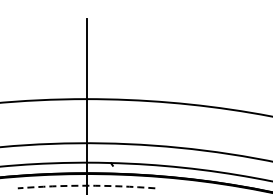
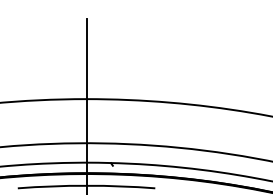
arc: dashed -> solid (86, 185)
